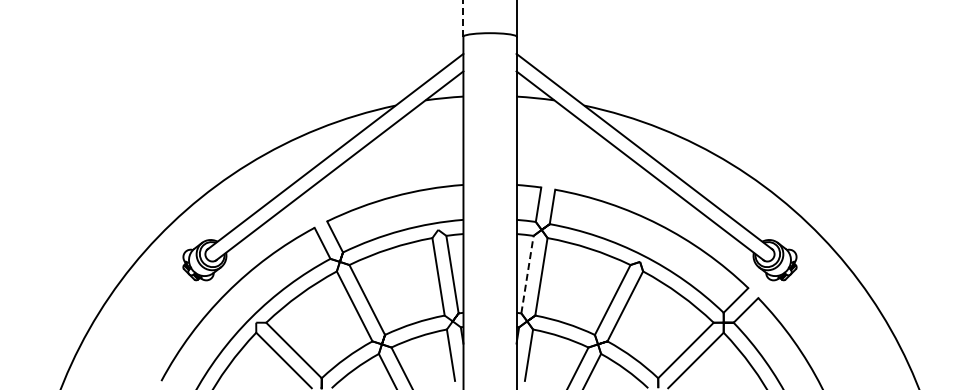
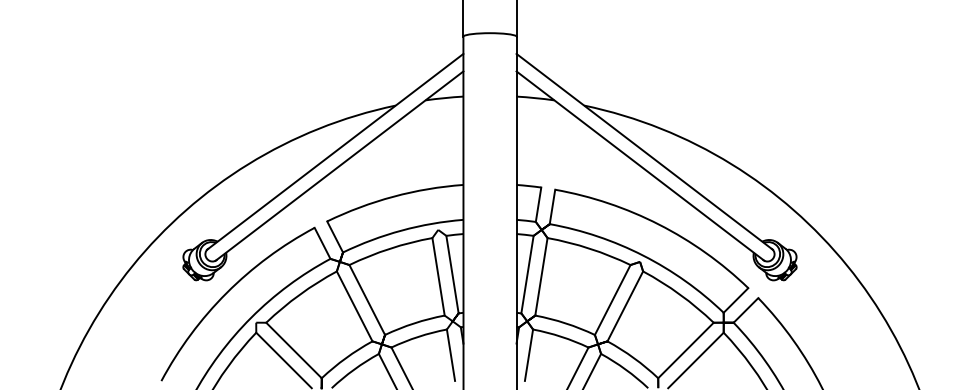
line: dashed -> solid (463, 18)
line: dashed -> solid (527, 274)
